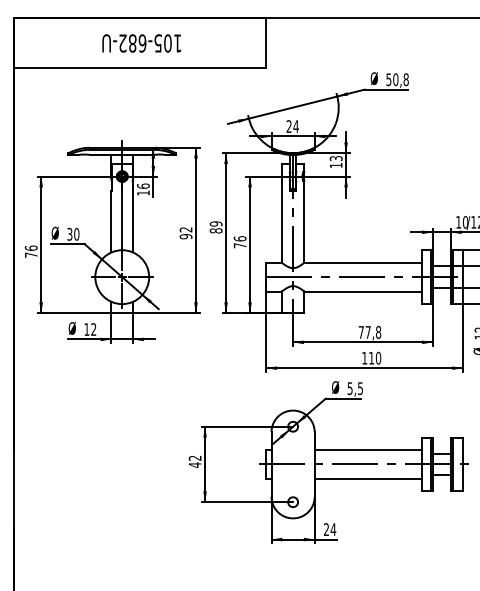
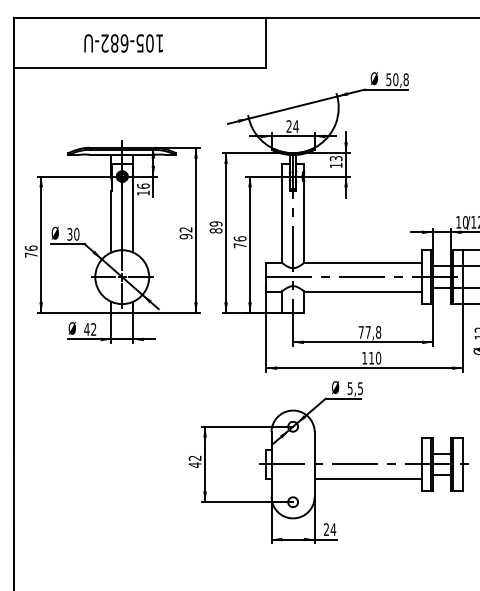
text position: (141, 43) -> (123, 43) (123, 43)
text: 12 -> 42 (86, 329)
line: present -> none (368, 450)
